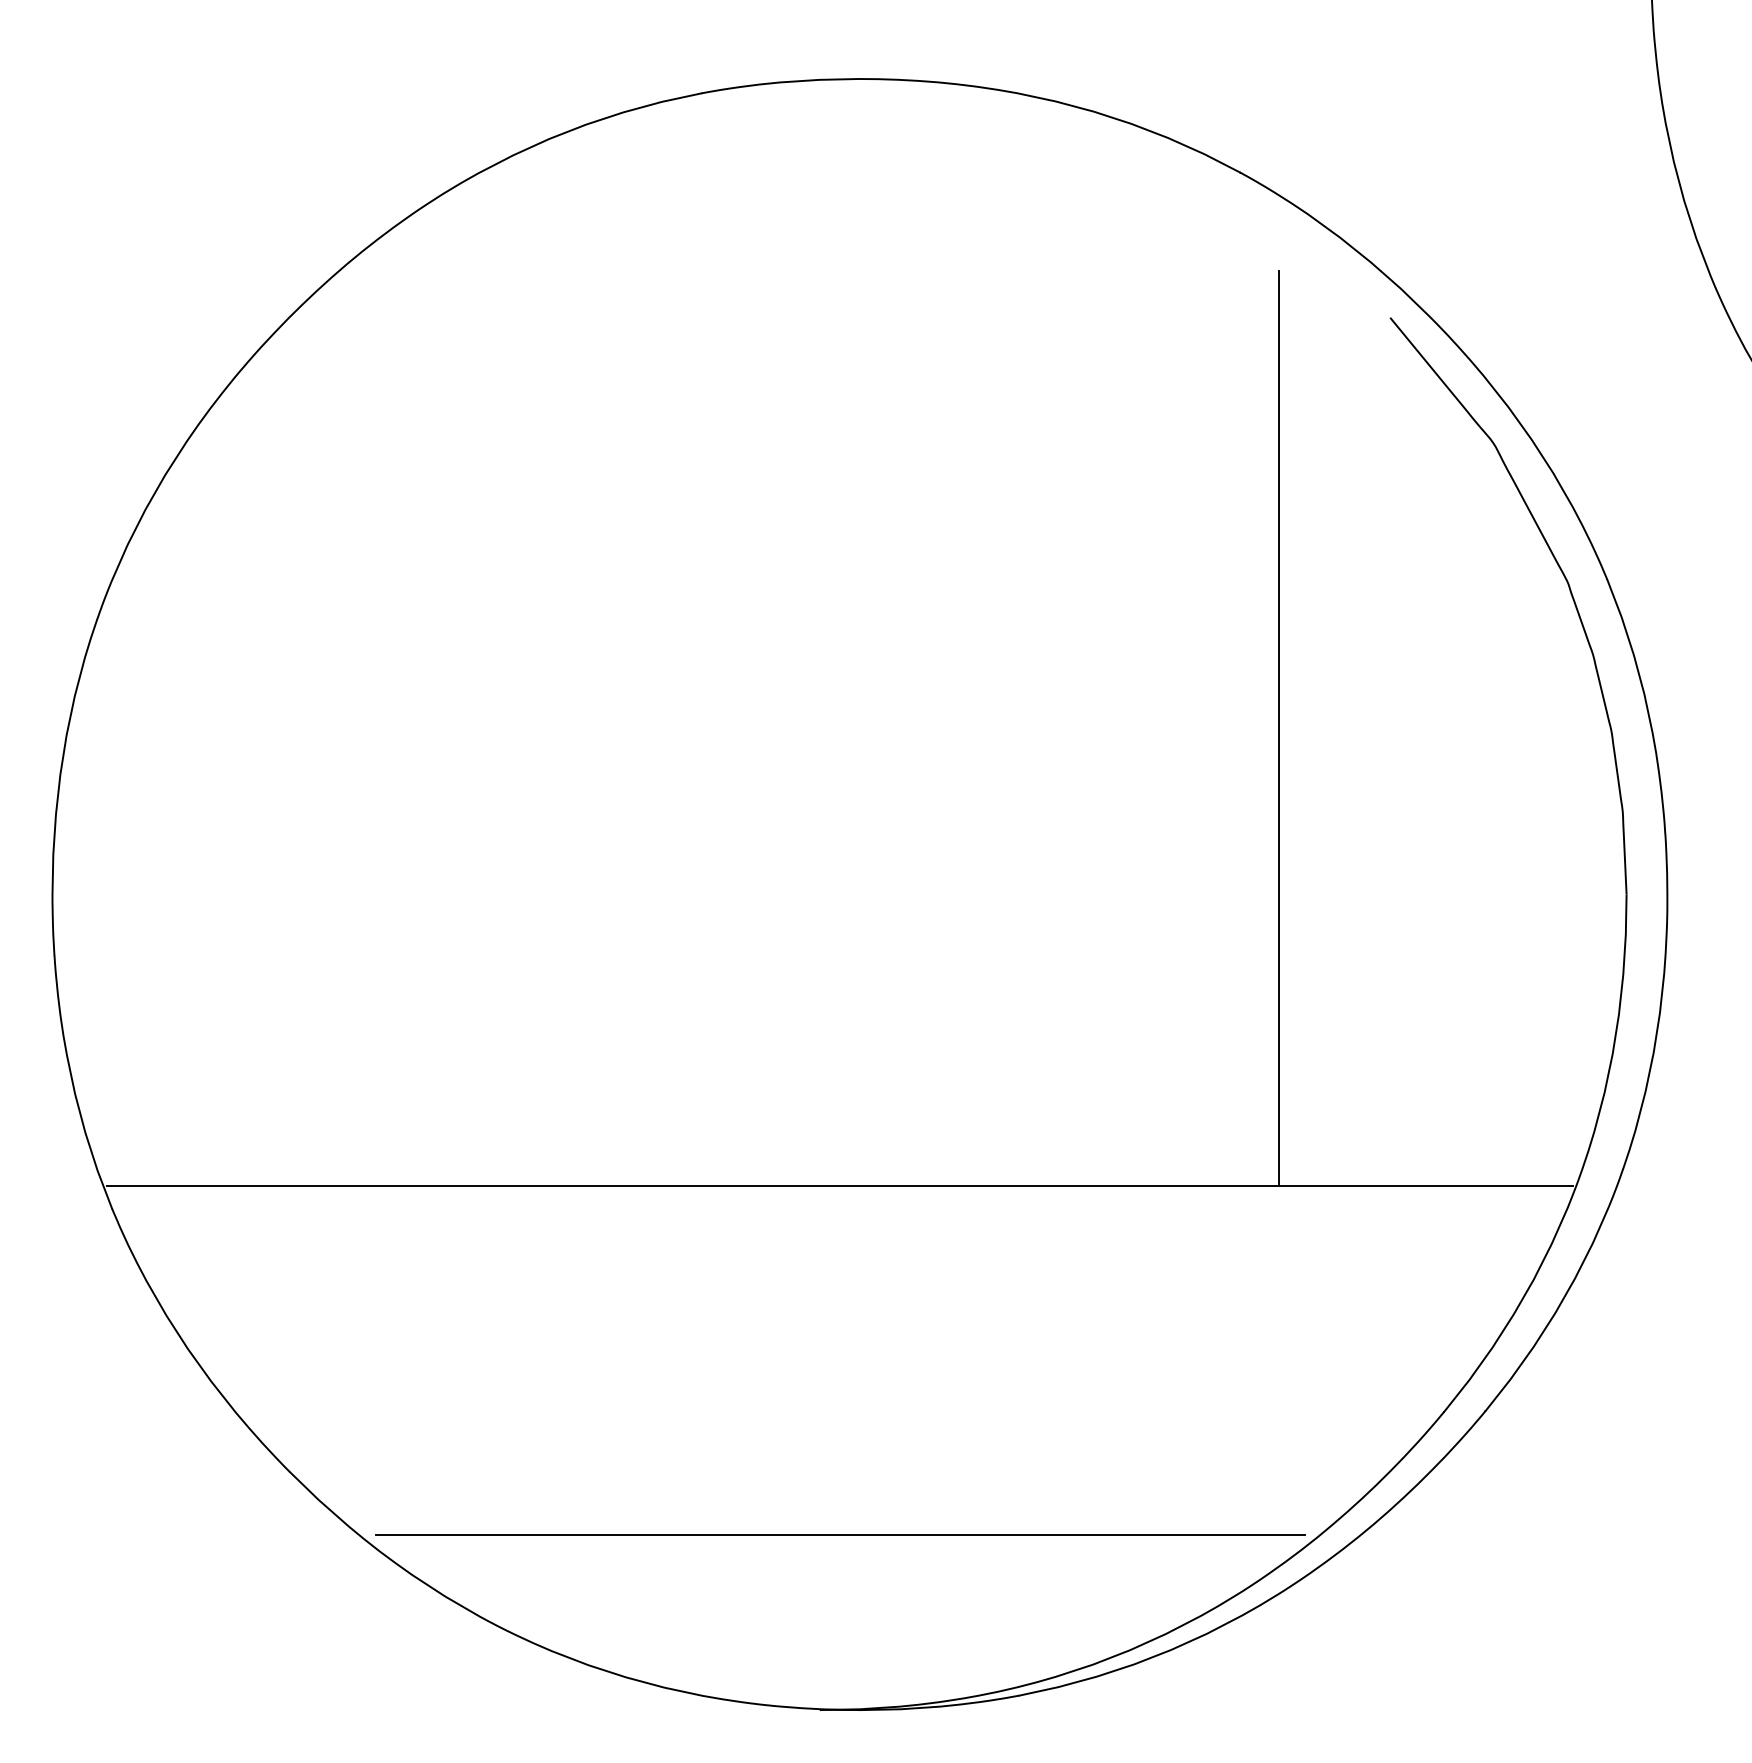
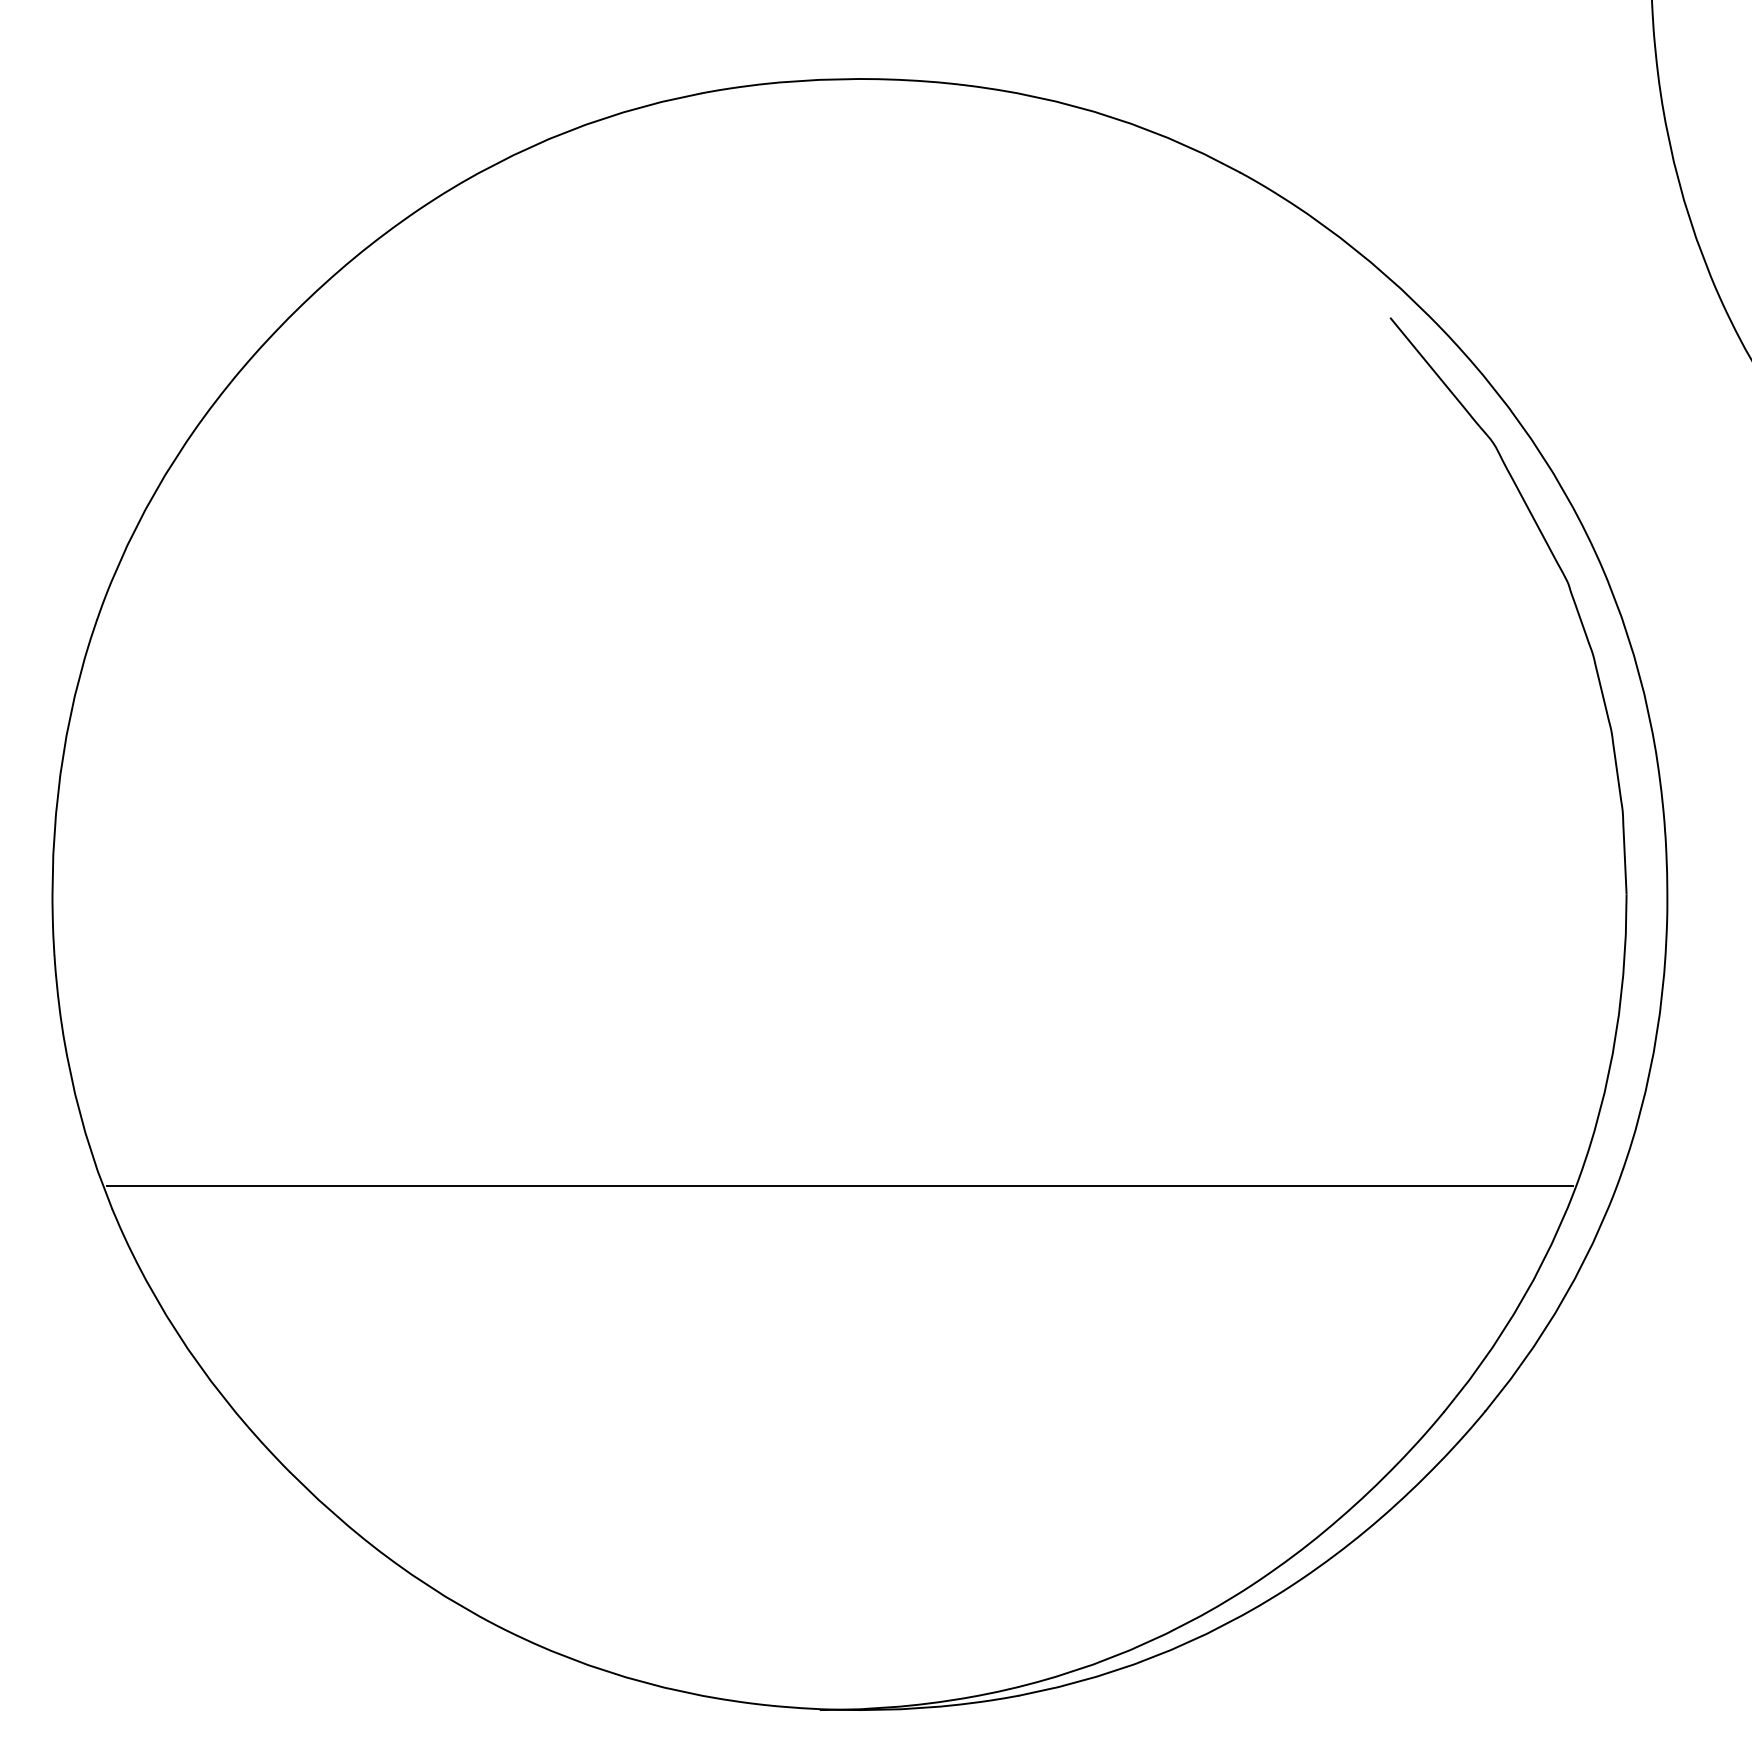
line: present -> none (1278, 728)
line: present -> none (839, 1535)
